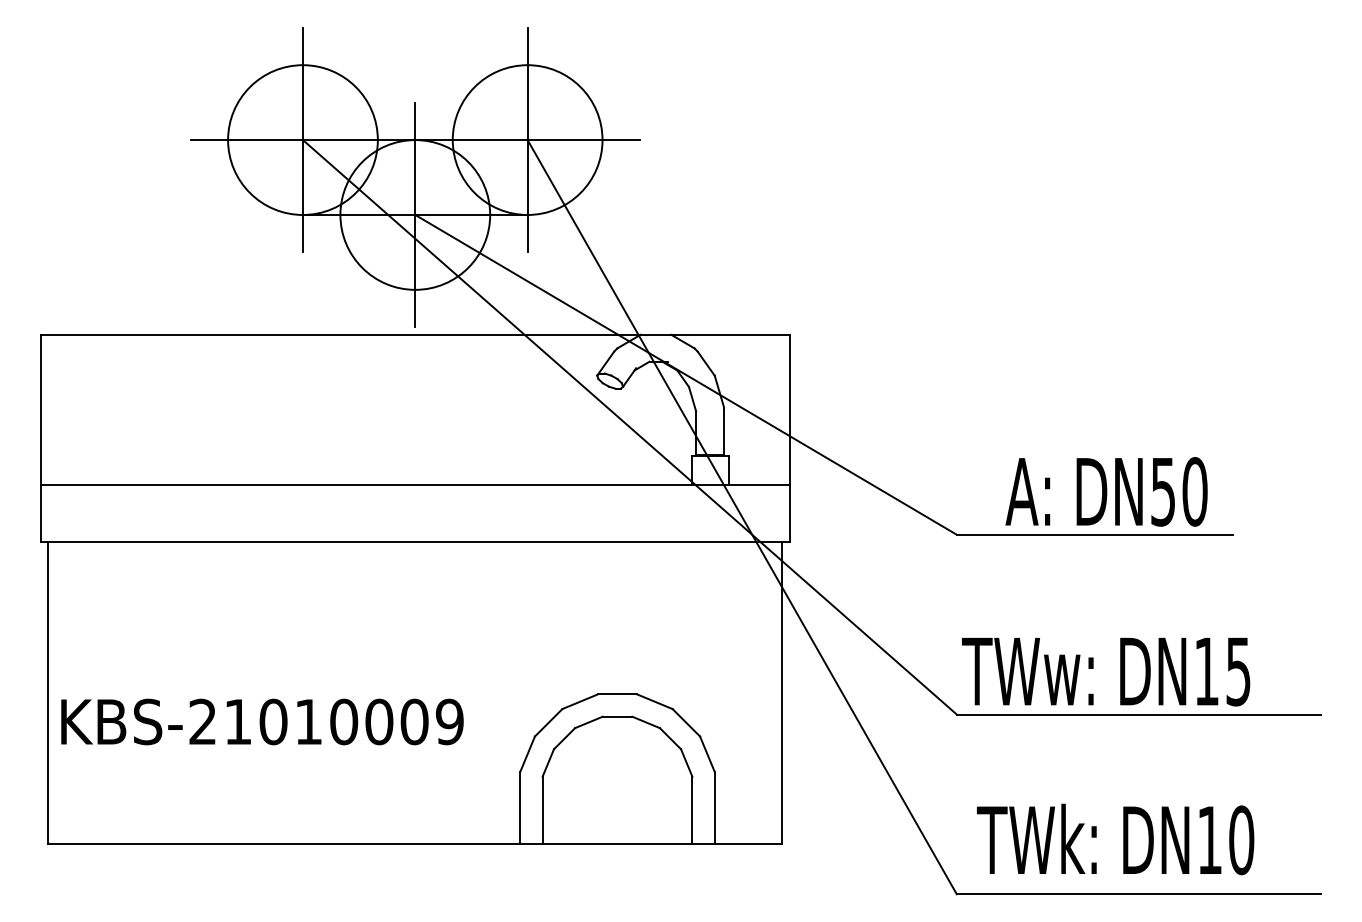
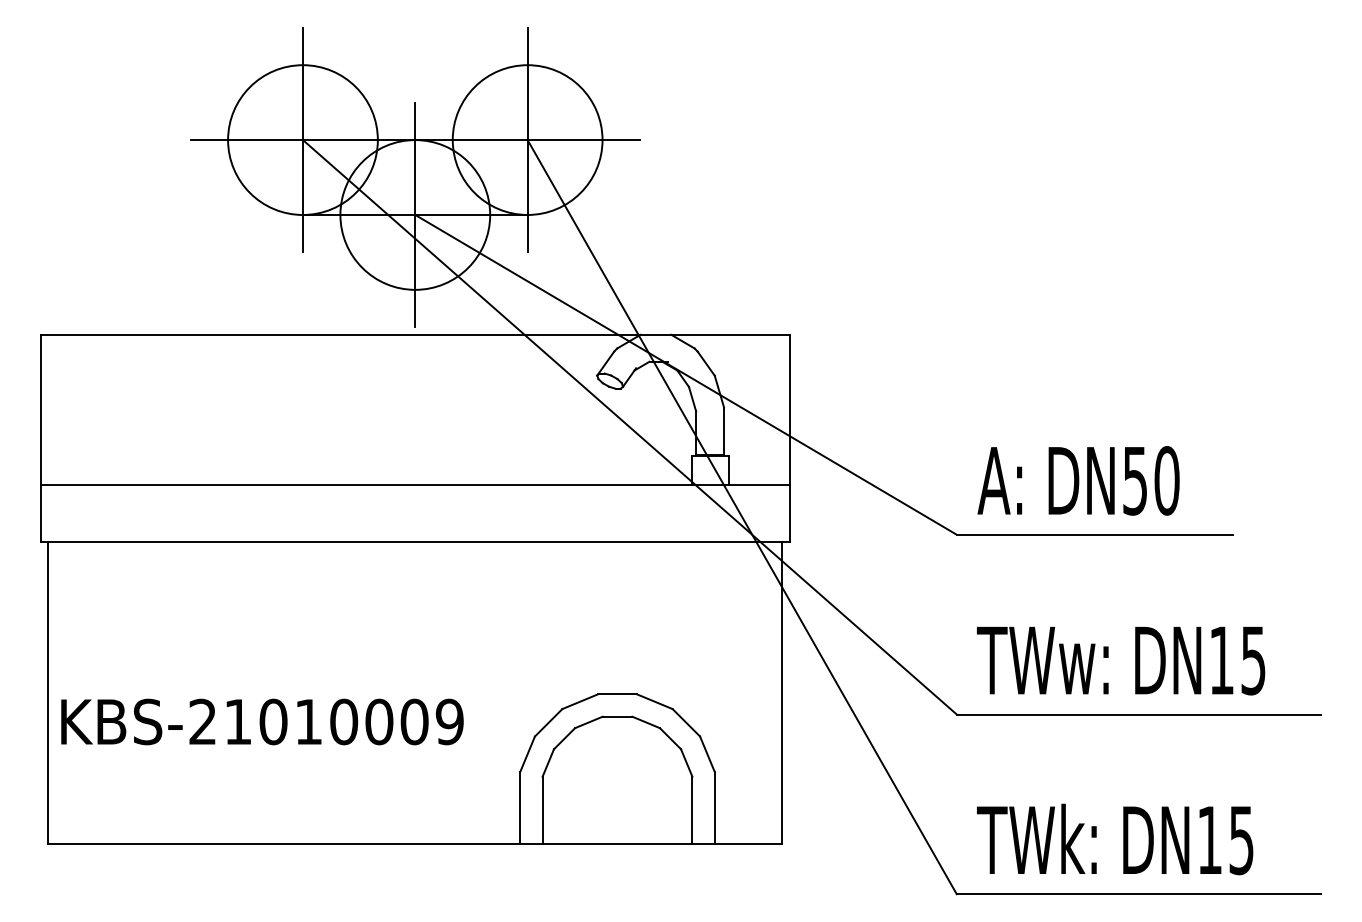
text position: (1106, 491) -> (1078, 480) (1078, 480)
text position: (1106, 671) -> (1121, 660) (1121, 660)
text: DN10 -> DN15 (1241, 840)
